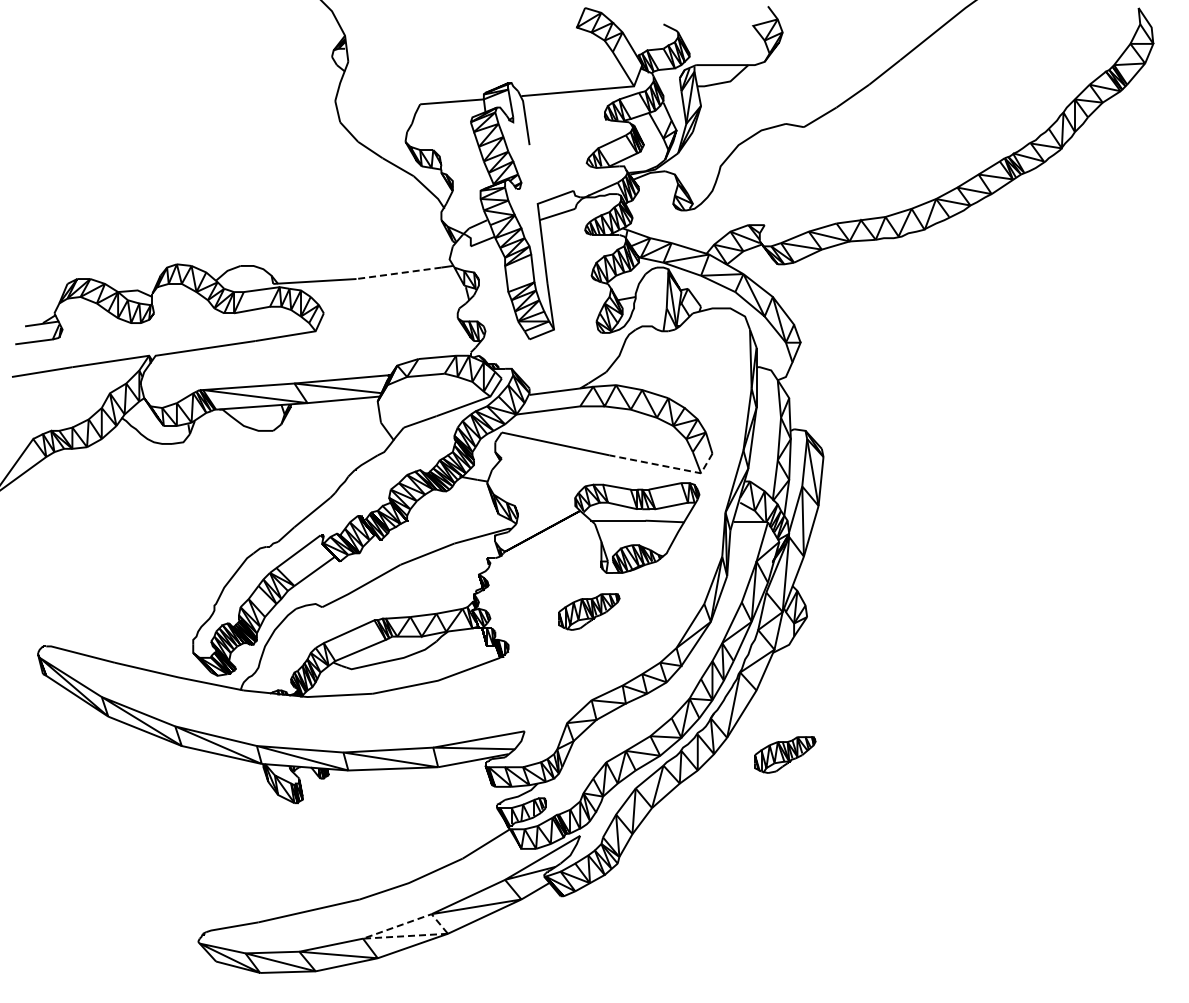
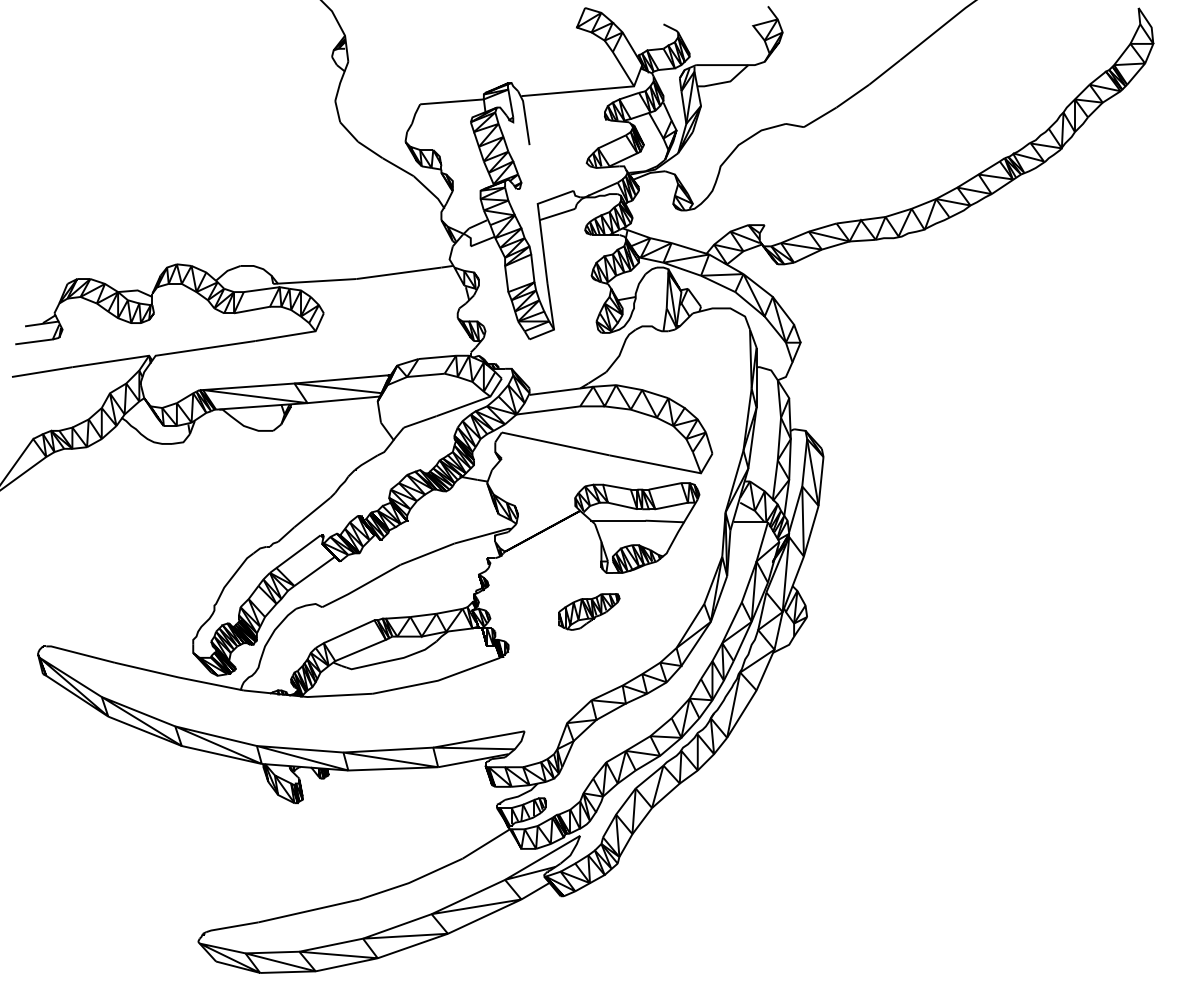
line: dashed -> solid (398, 273)
line: dashed -> solid (666, 466)
part: present -> none (785, 754)
line: dashed -> solid (369, 936)
